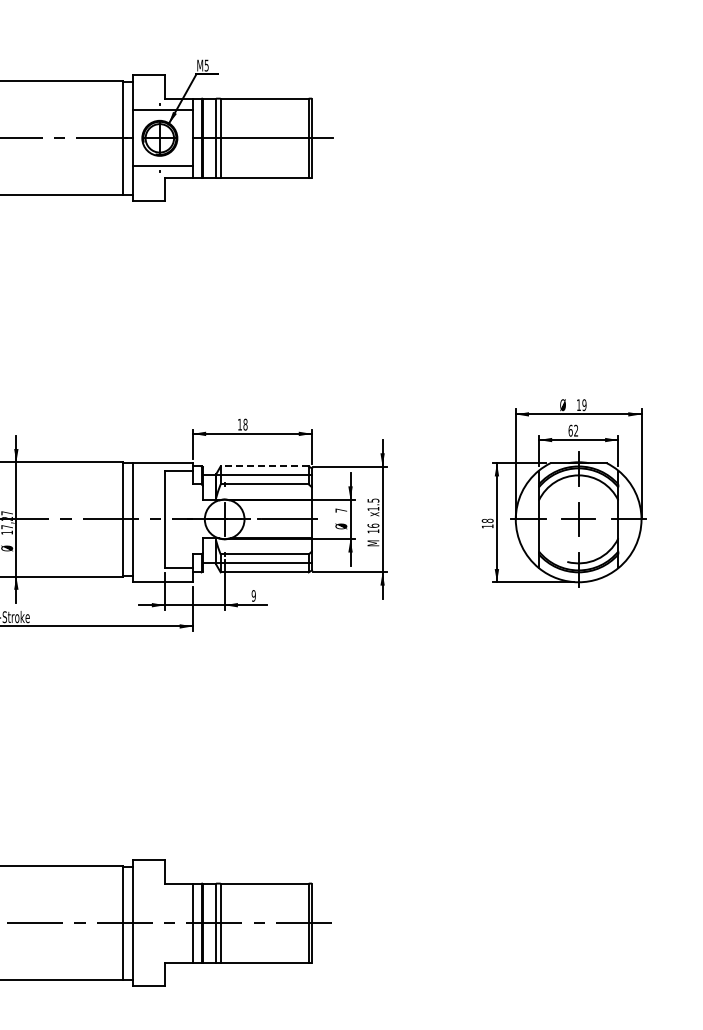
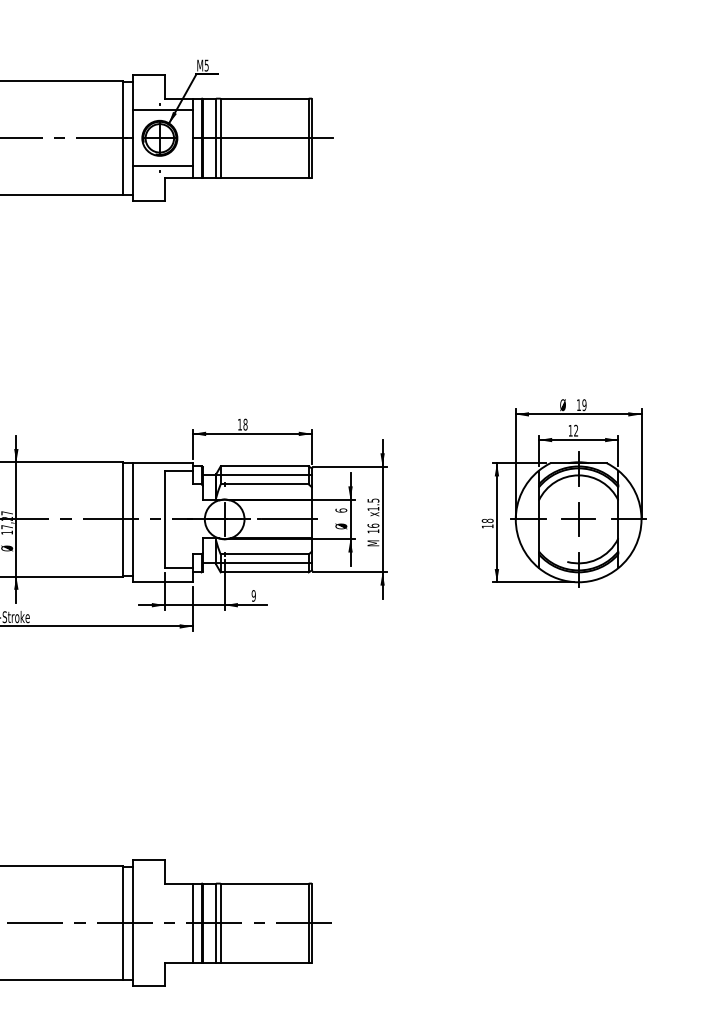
text: 62 -> 12 (570, 430)
line: dashed -> solid (264, 466)
text: 7 -> 6 (341, 510)
